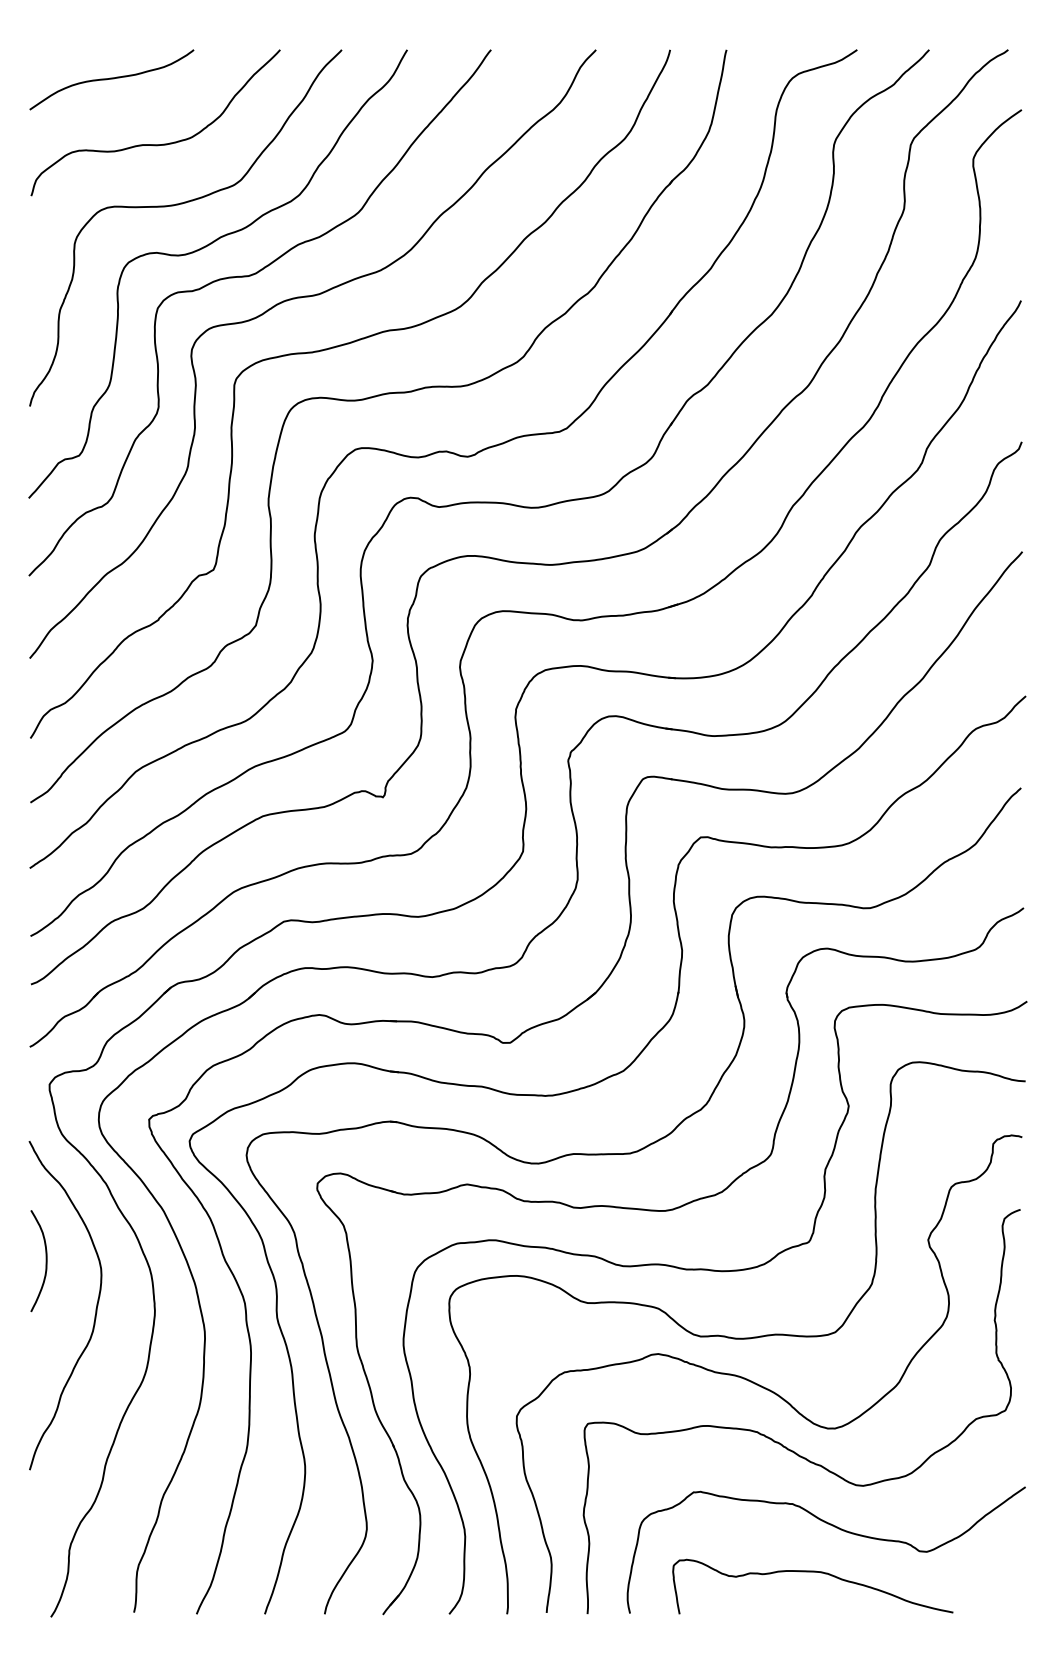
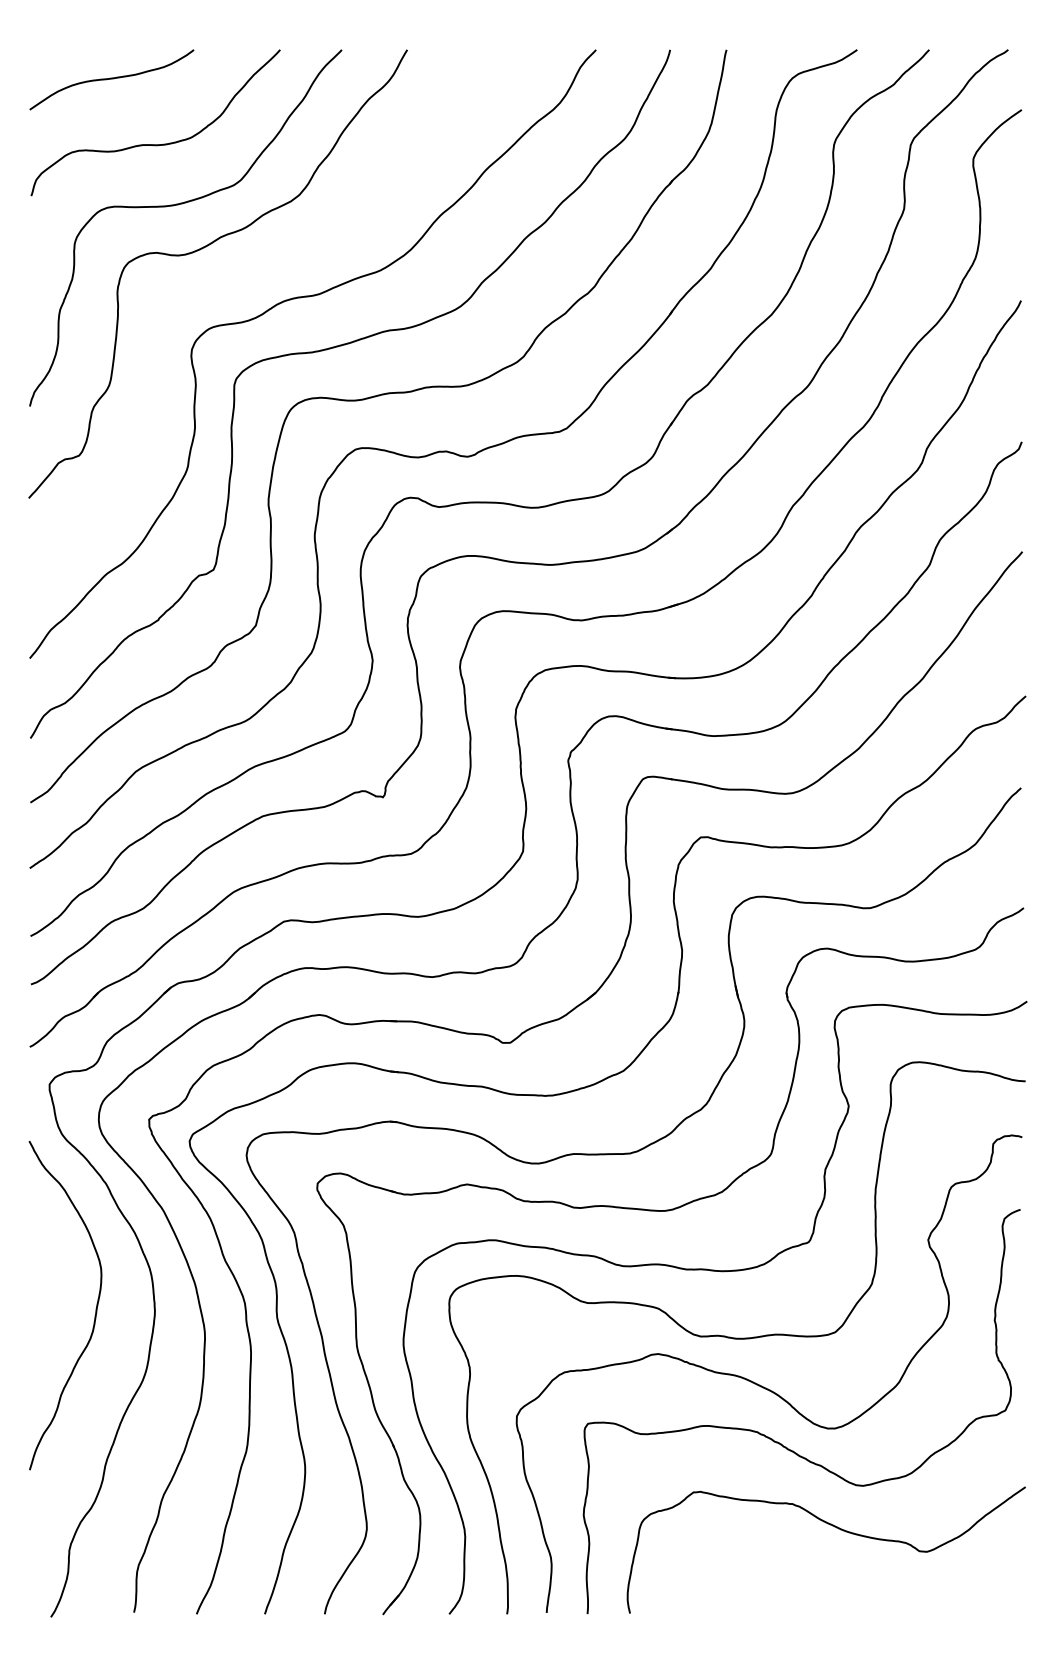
curve: present -> none (247, 277)
curve: present -> none (45, 1261)
curve: present -> none (812, 1572)
